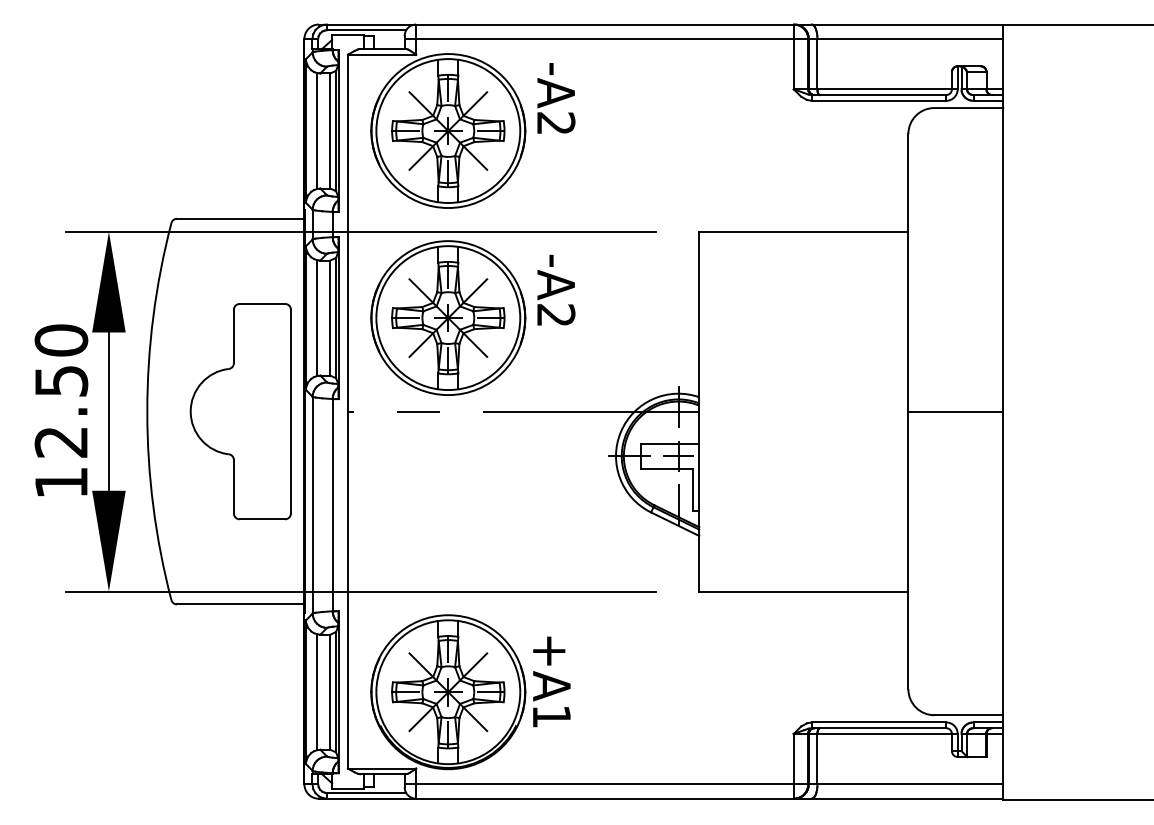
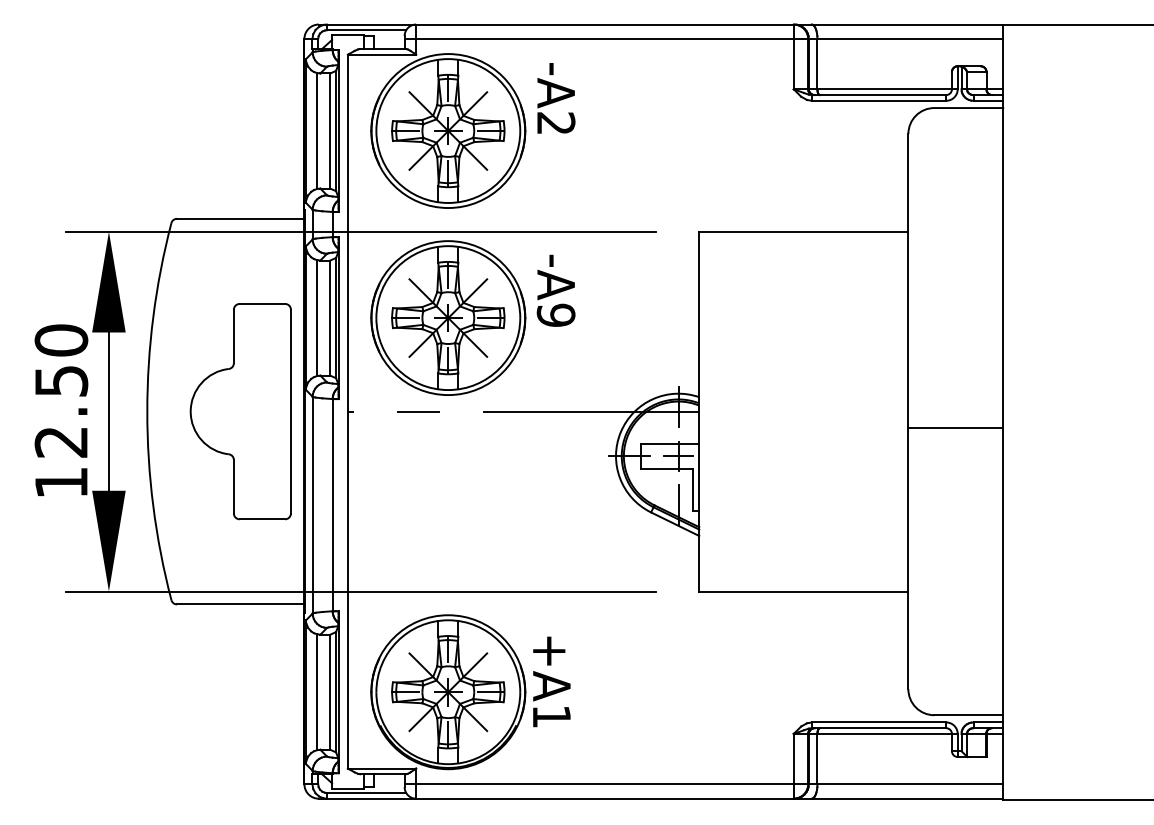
text: -A2 -> -A9 (555, 314)
line position: (955, 411) -> (955, 427) (955, 427)
